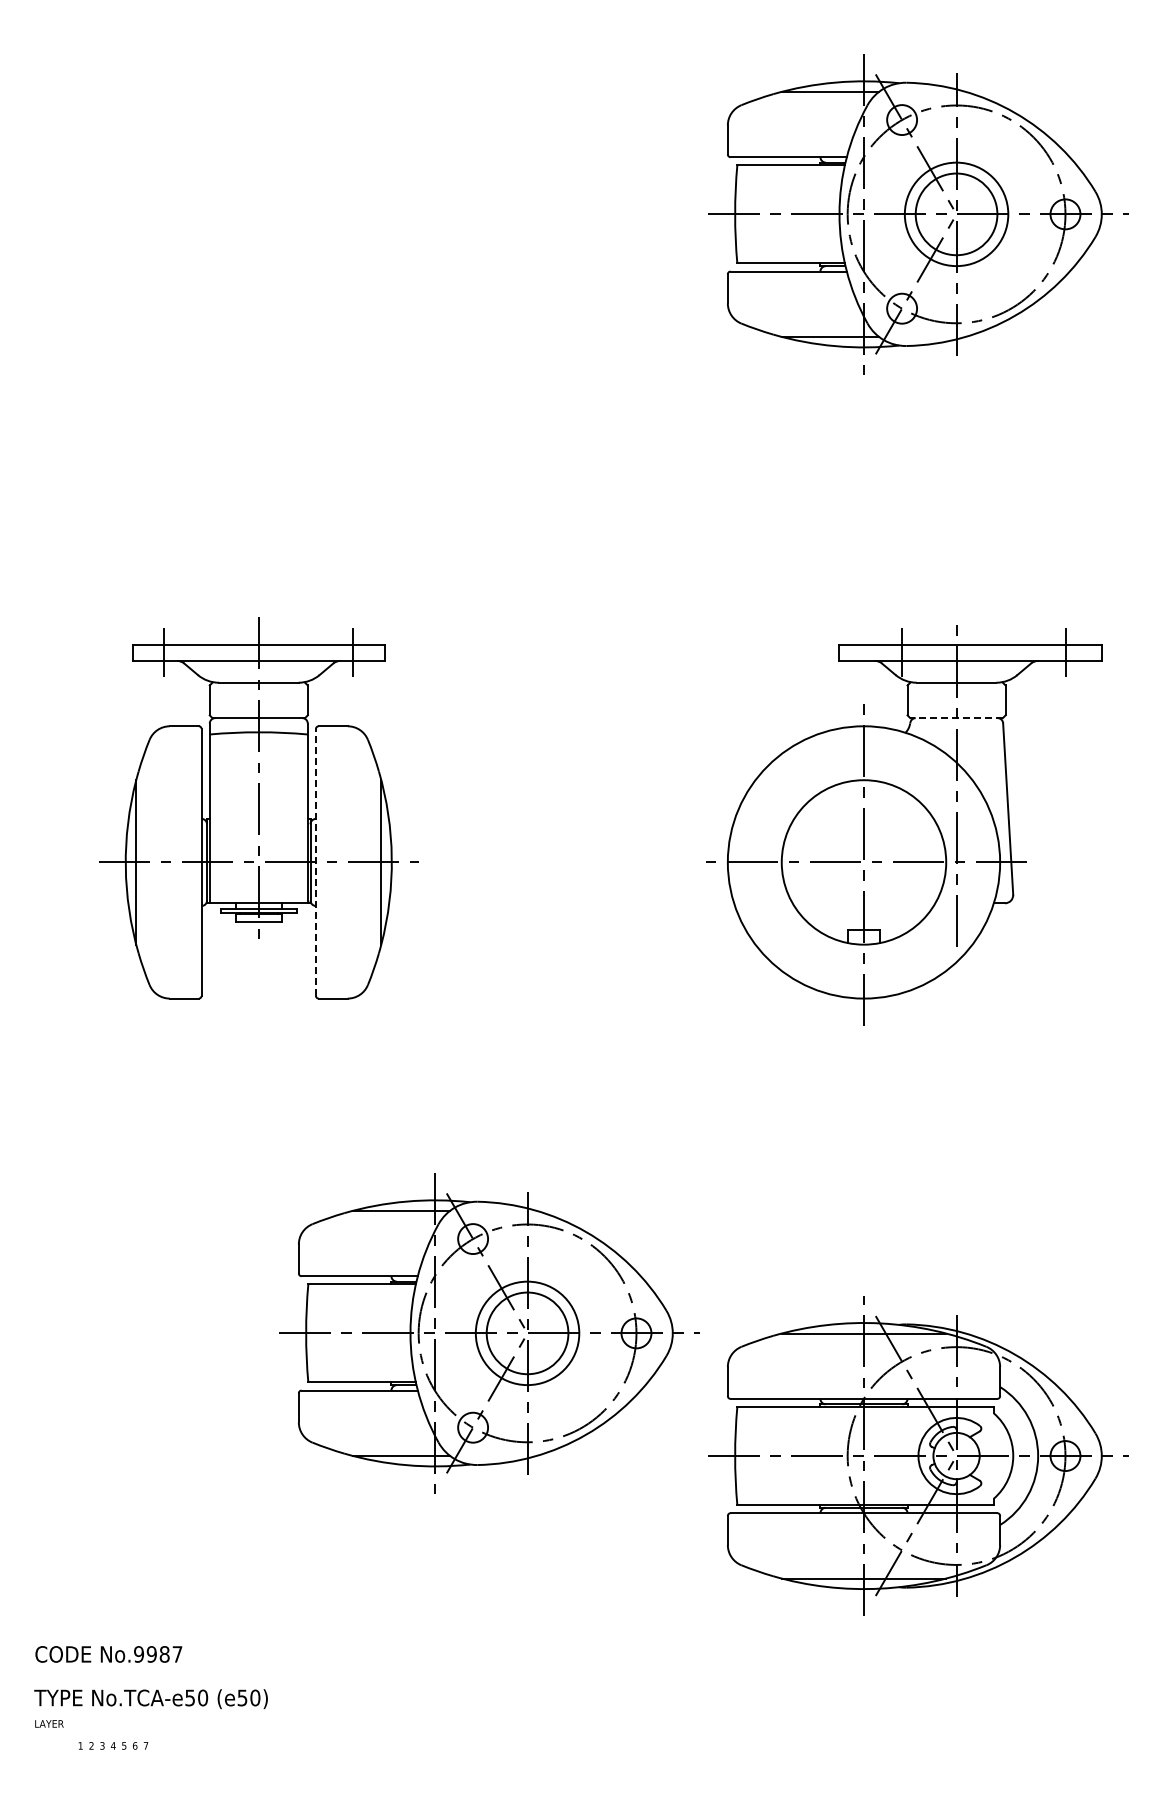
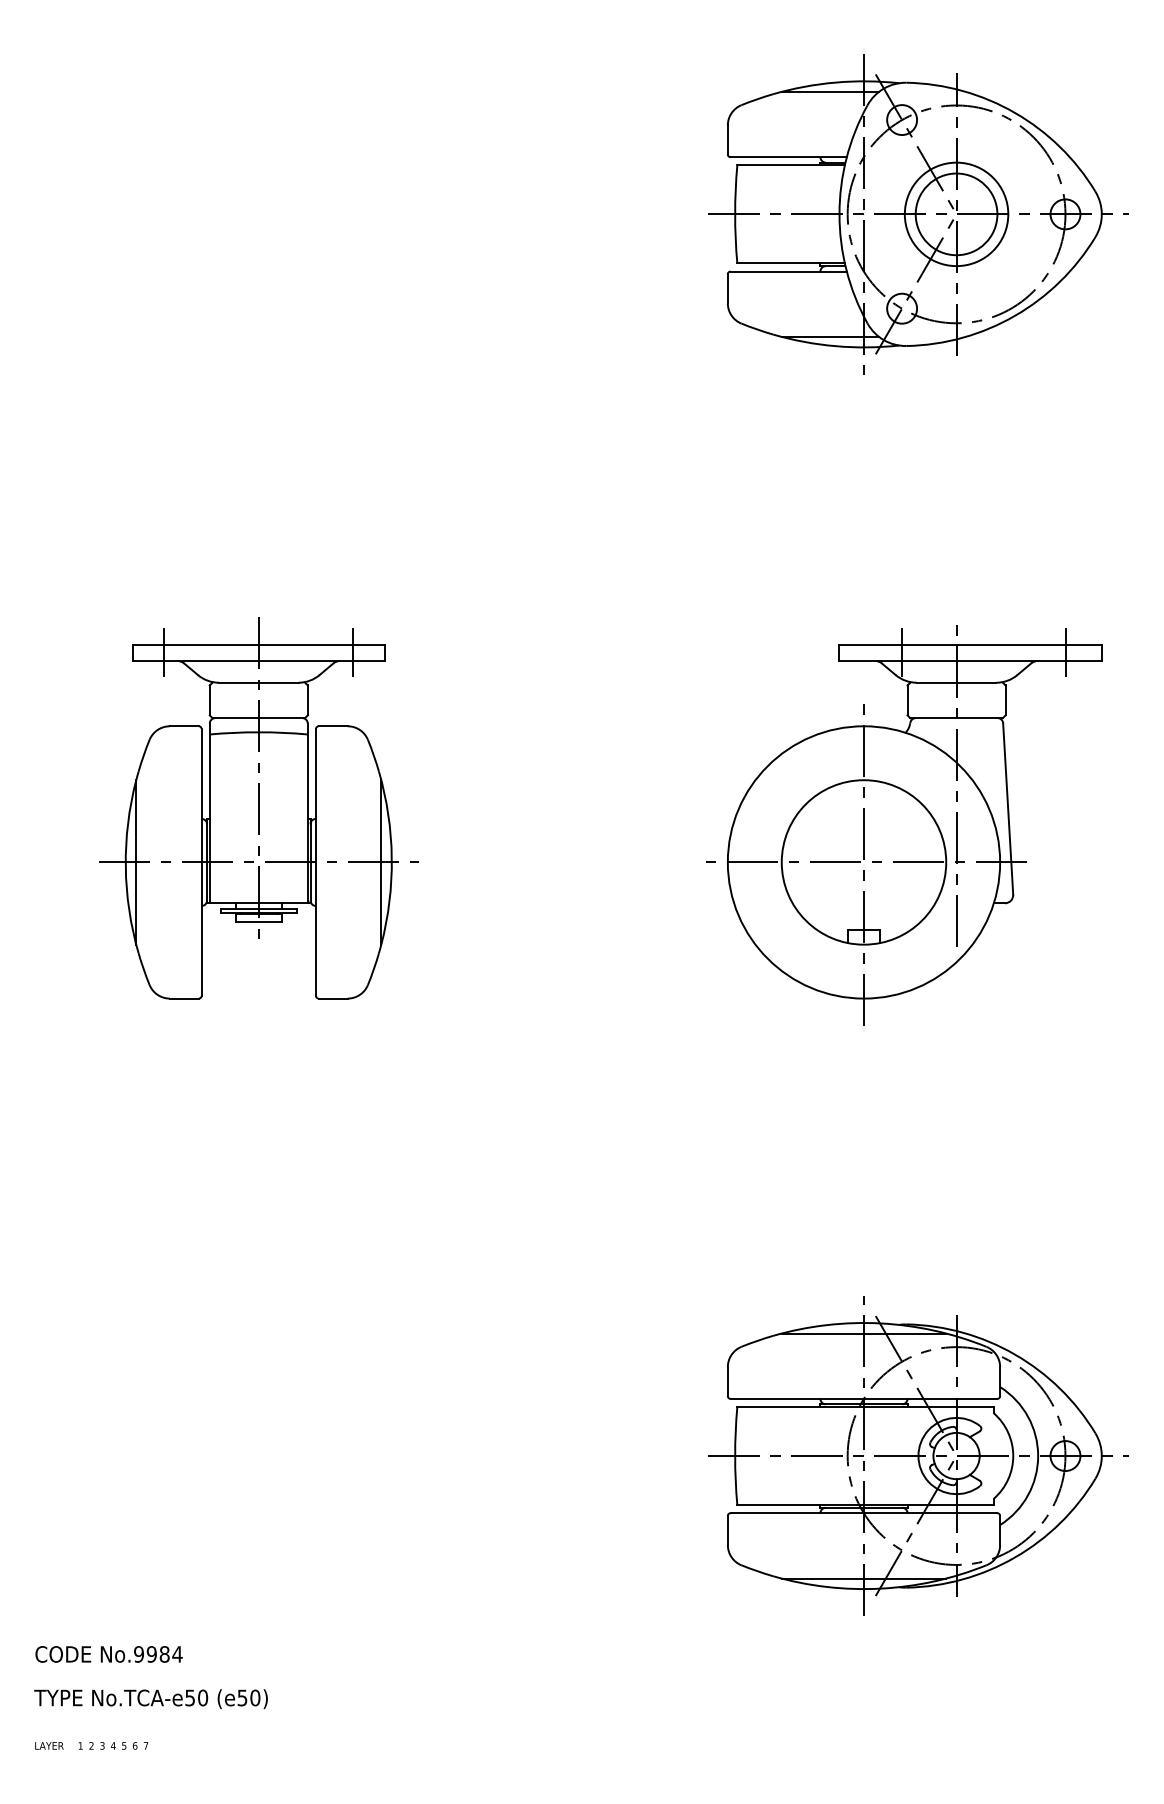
line: dashed -> solid (956, 718)
line: dashed -> solid (315, 861)
part: present -> none (489, 1333)
text: No.9987 -> No.9984 (177, 1654)
text position: (49, 1723) -> (49, 1745) (49, 1745)
